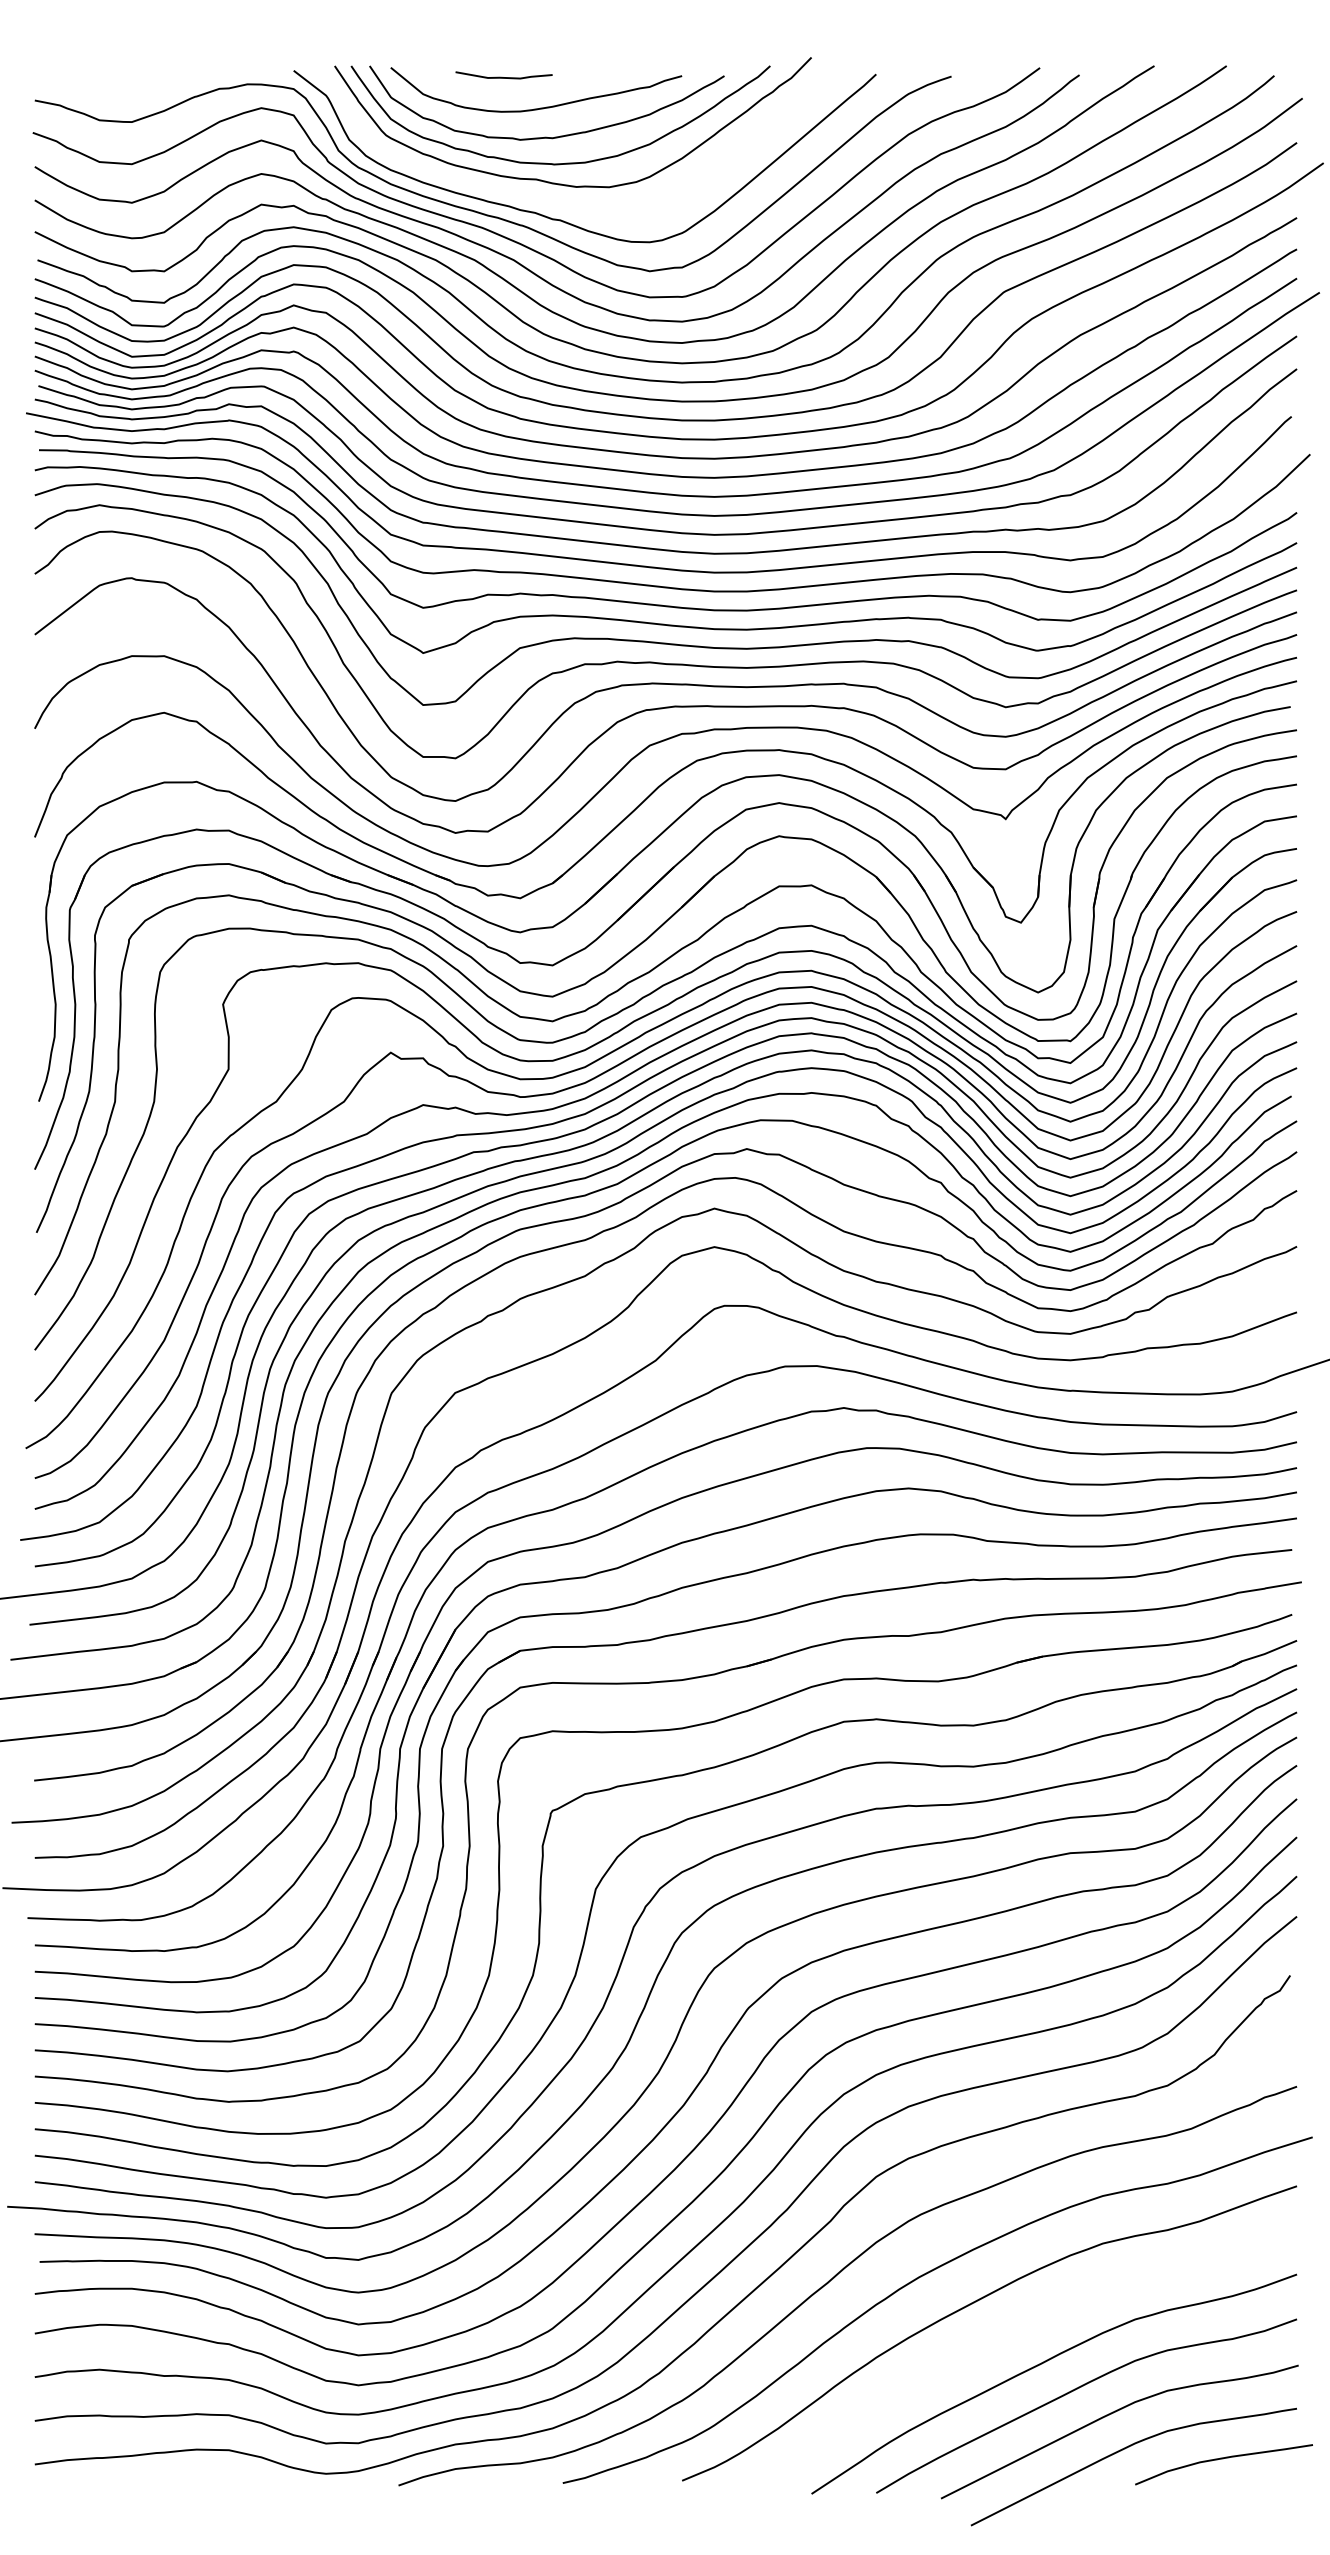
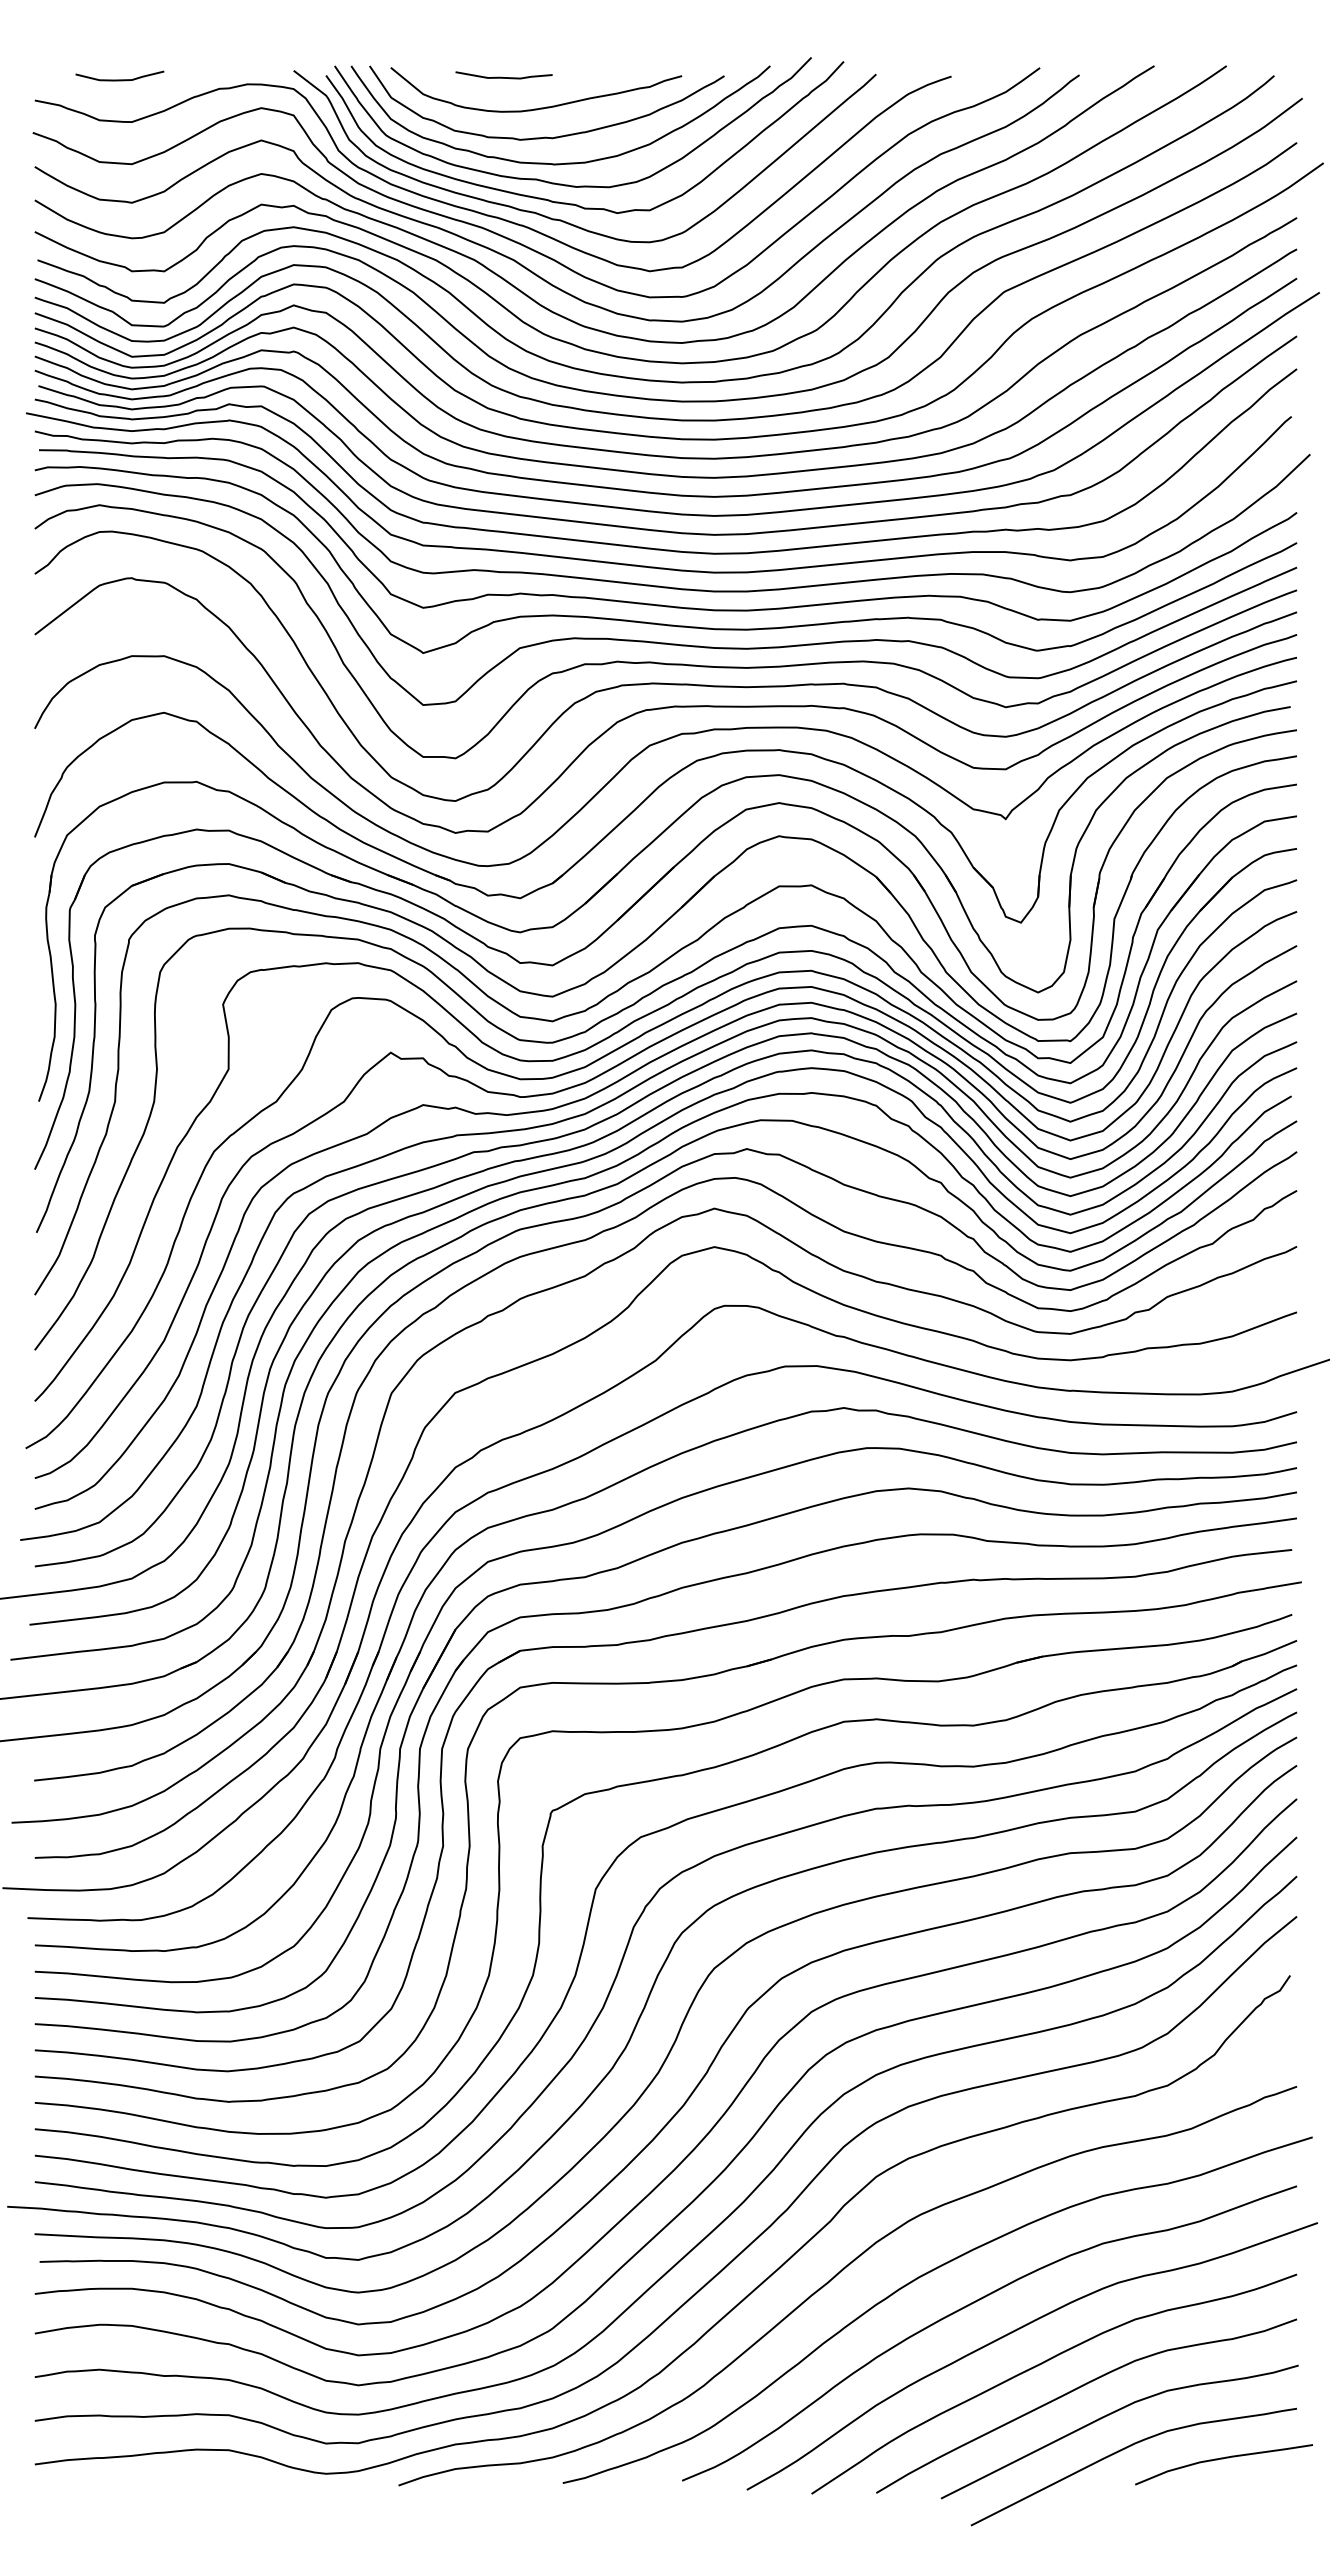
curve: none -> present (119, 79)
curve: none -> present (573, 203)
curve: none -> present (1014, 2332)
